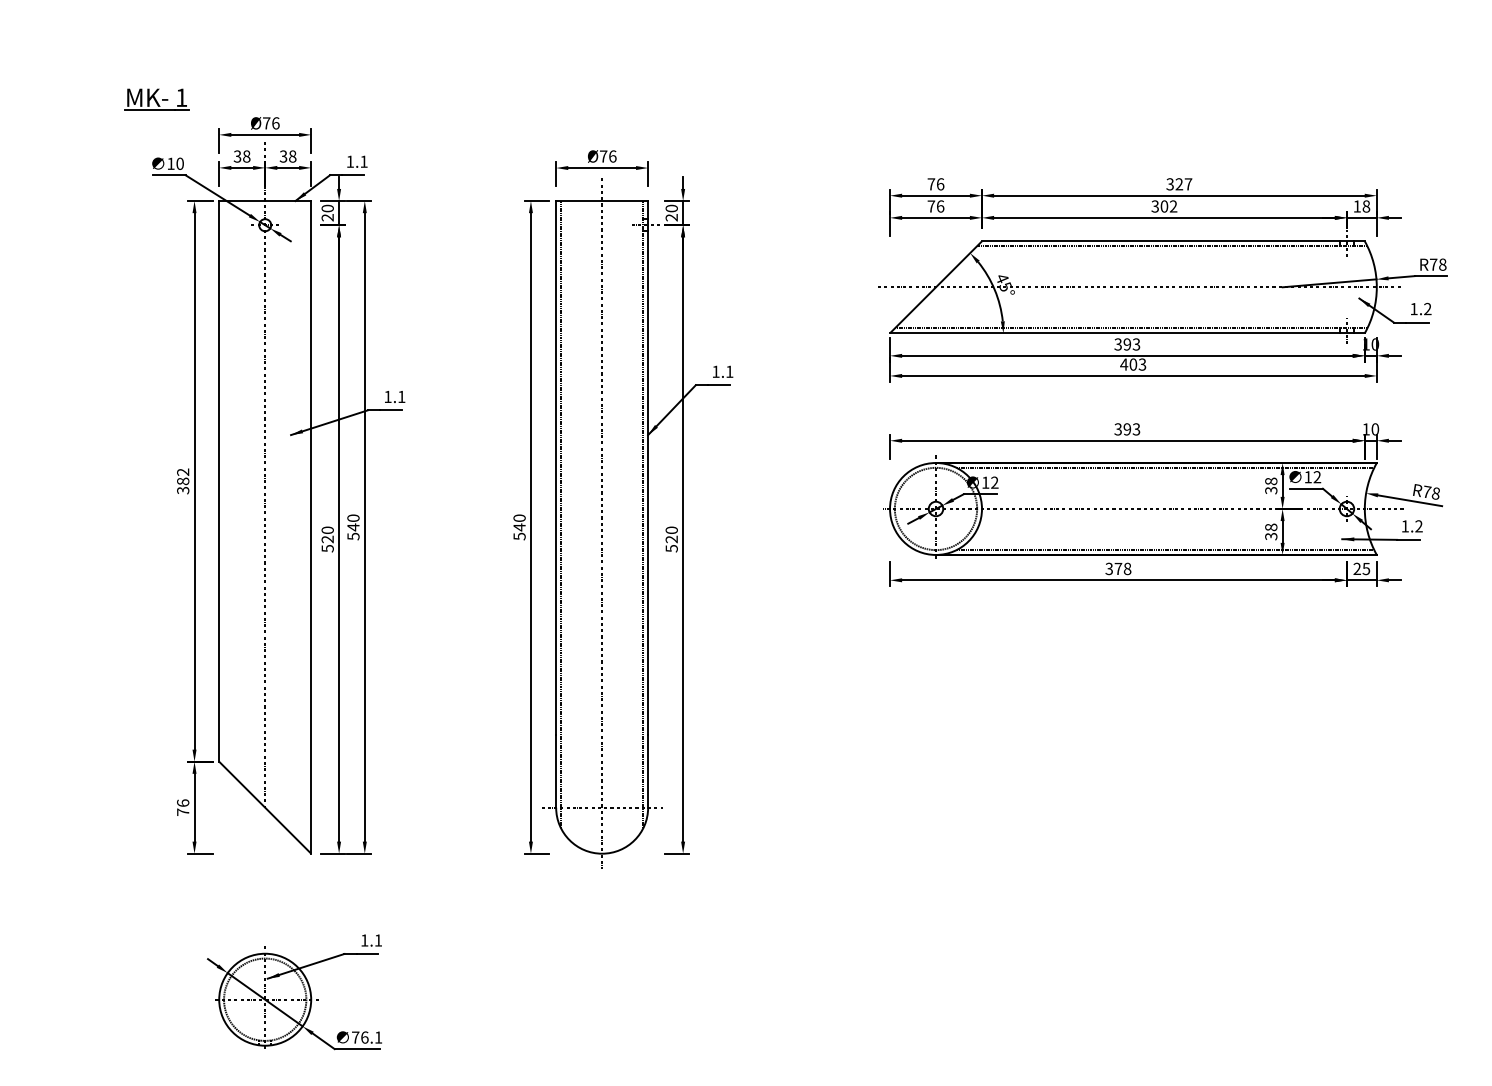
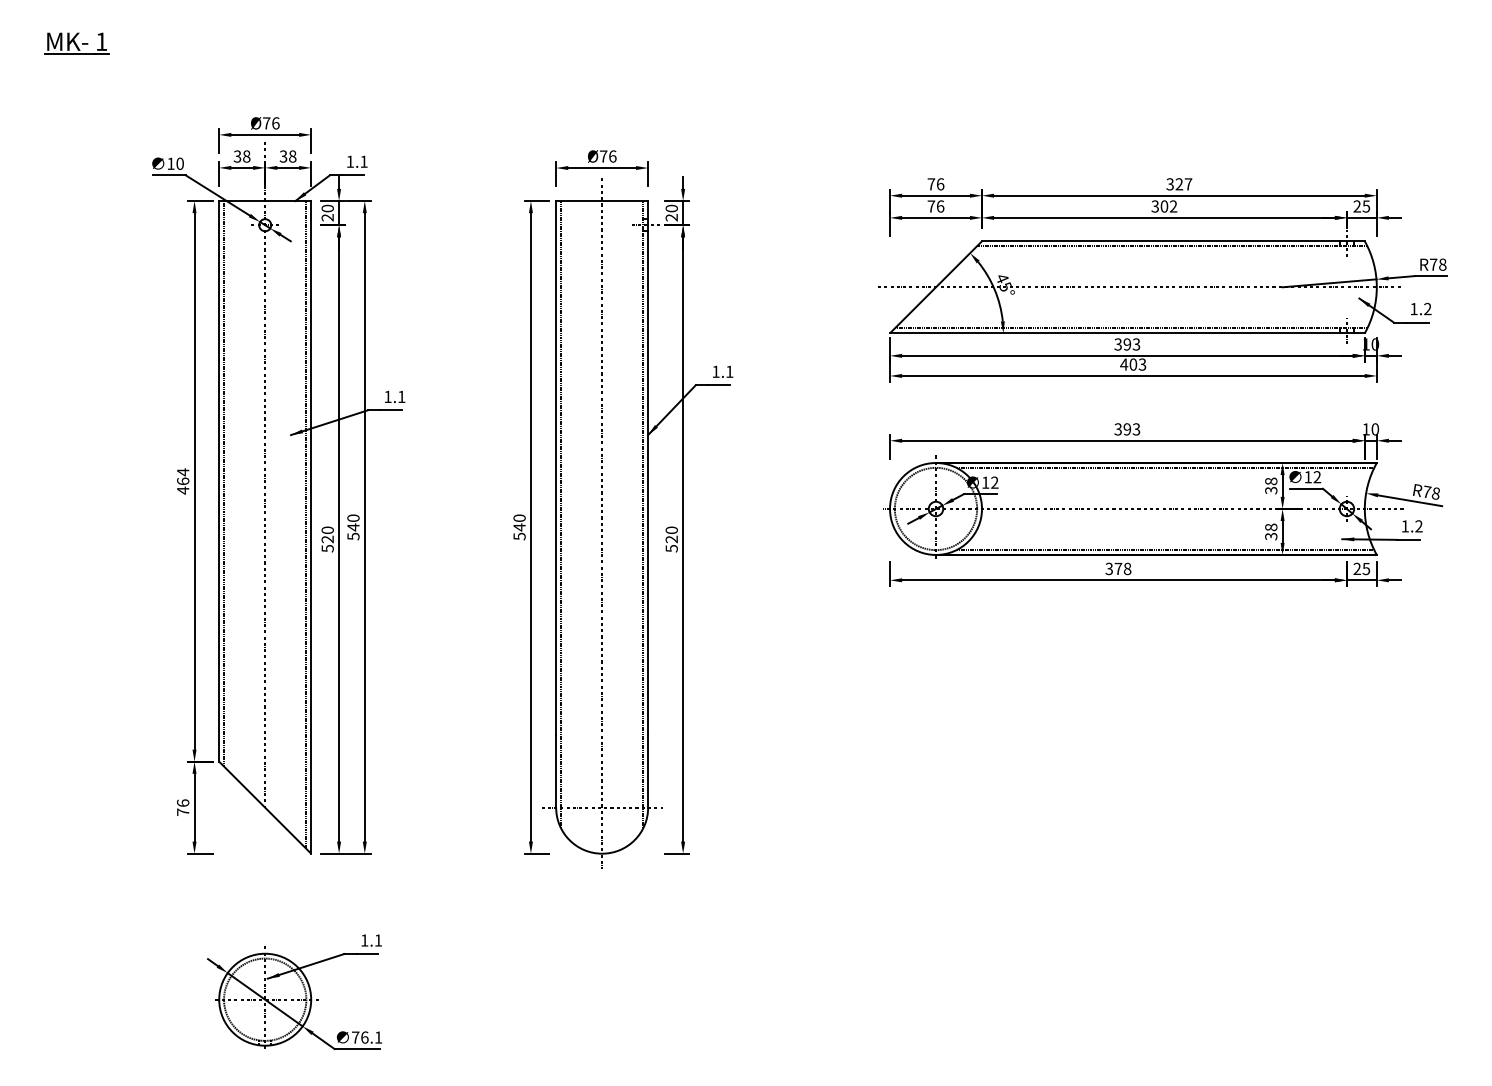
part position: (156, 99) -> (76, 43) (76, 43)
text: 18 -> 25 (1361, 206)
text: 382 -> 464 (183, 481)
line: none -> present (224, 483)
line: none -> present (306, 524)
